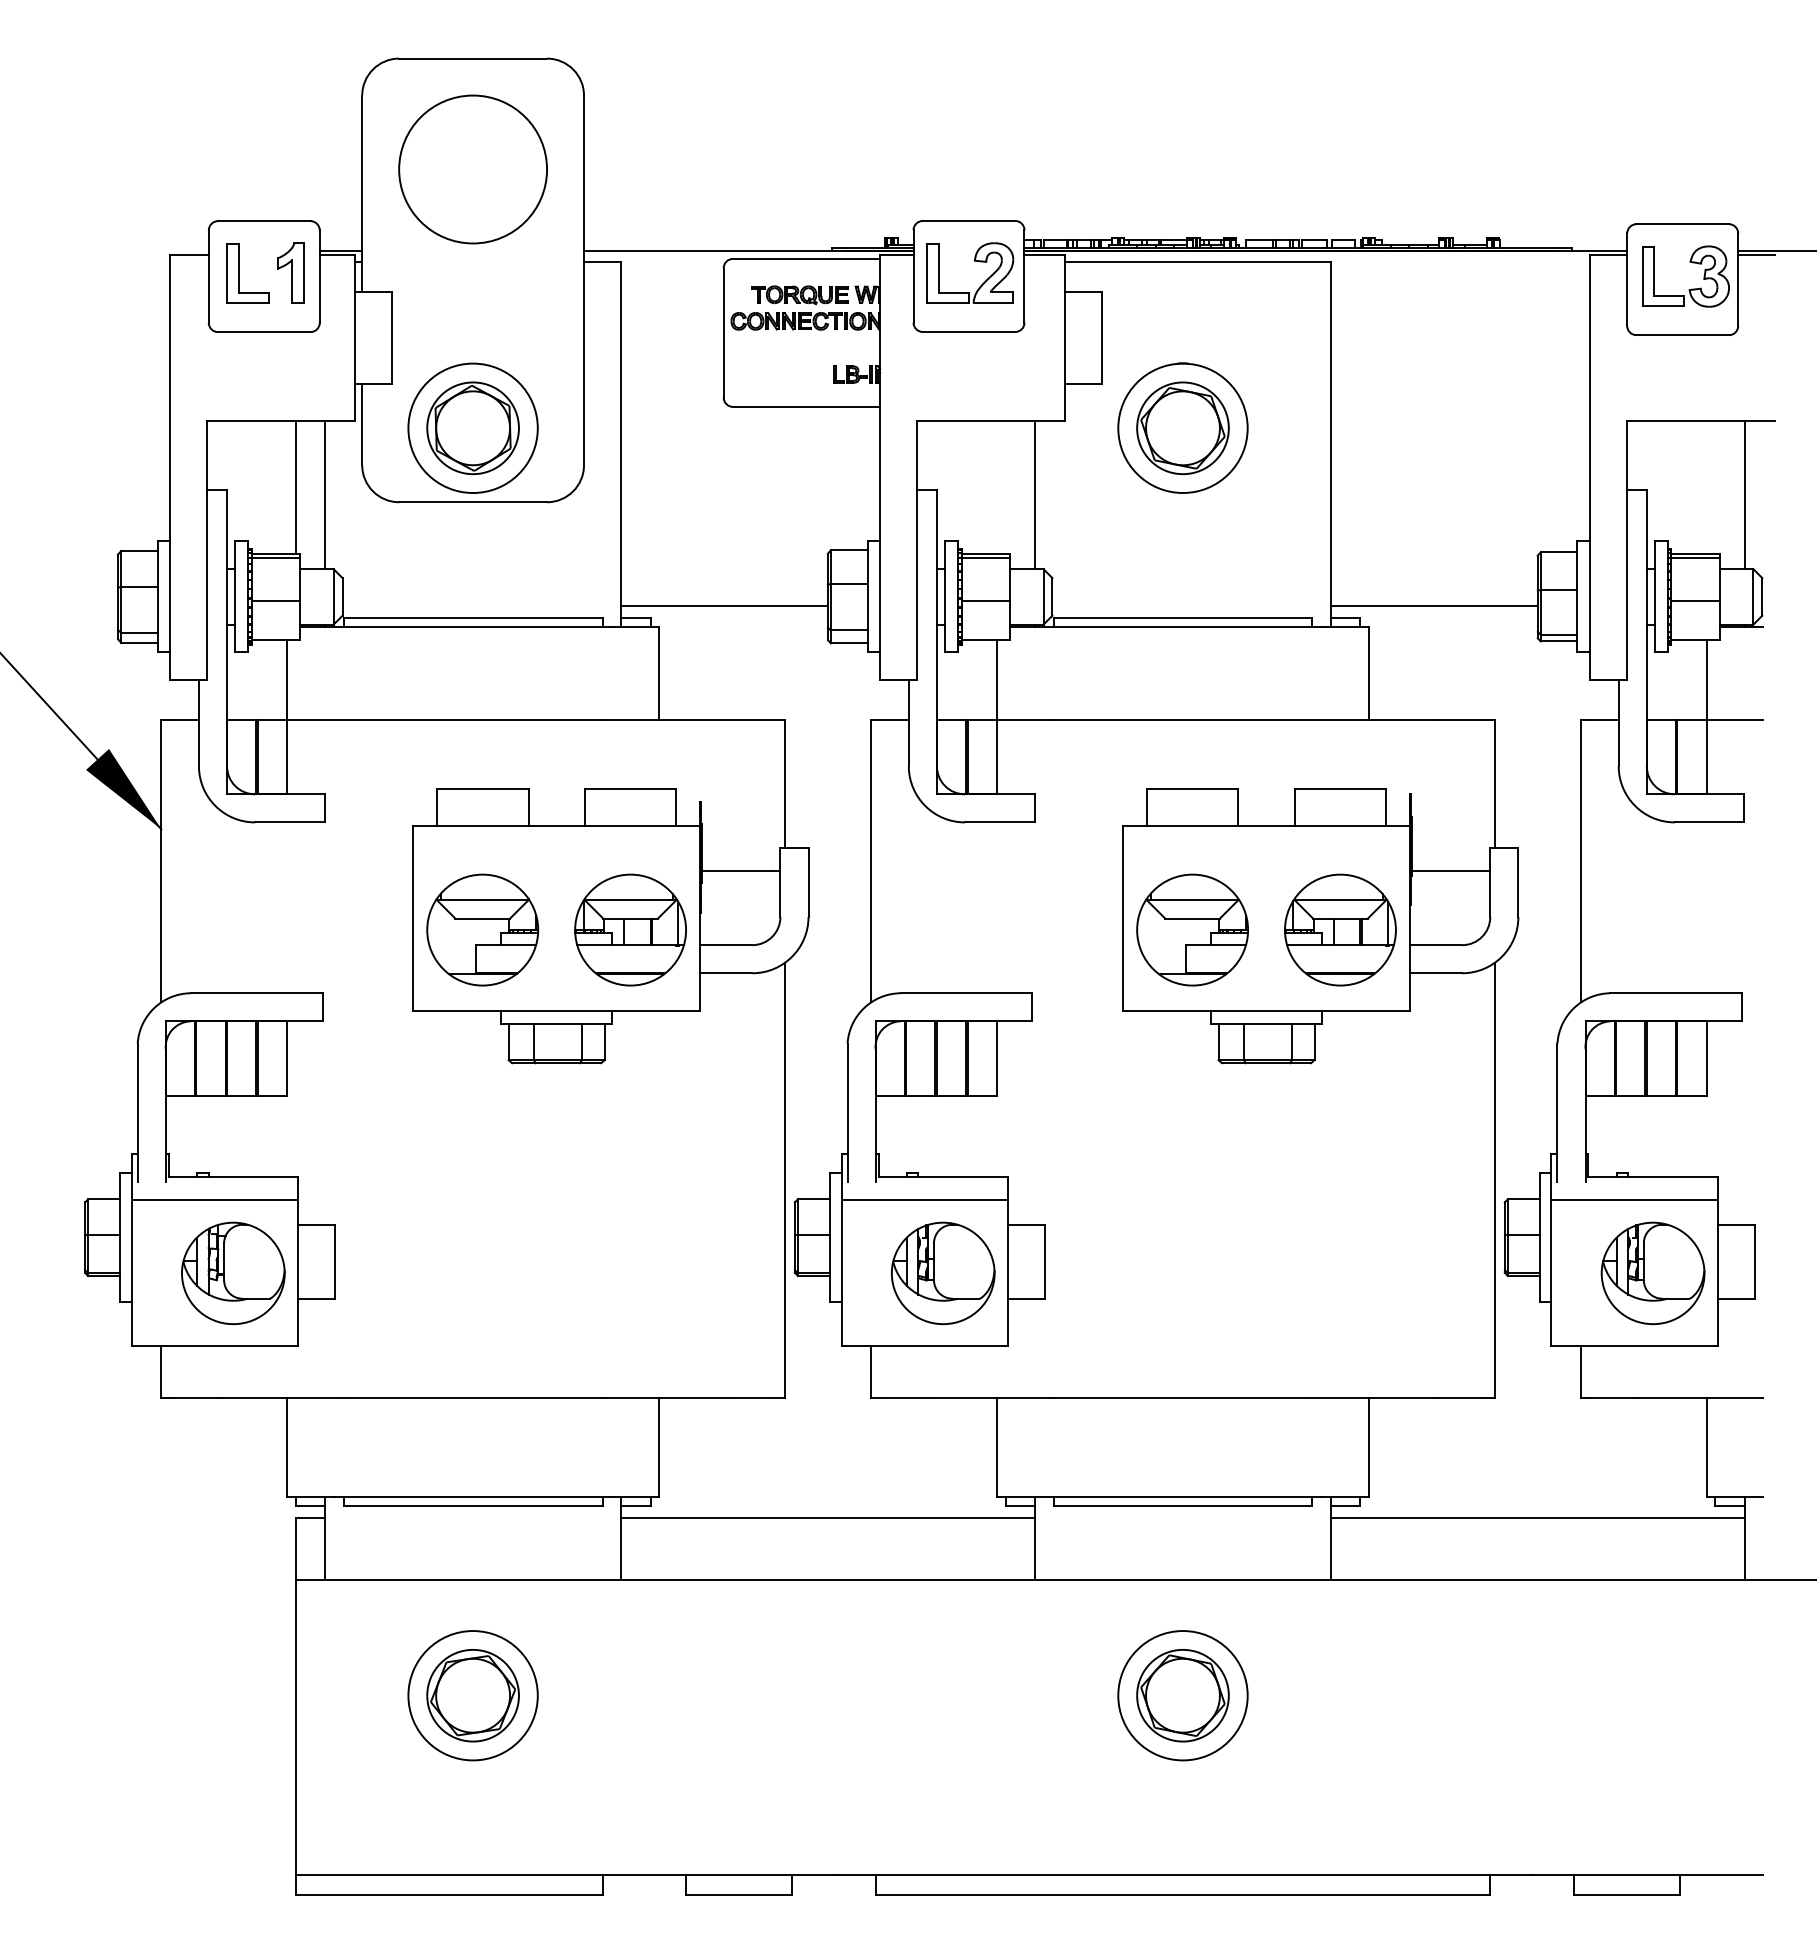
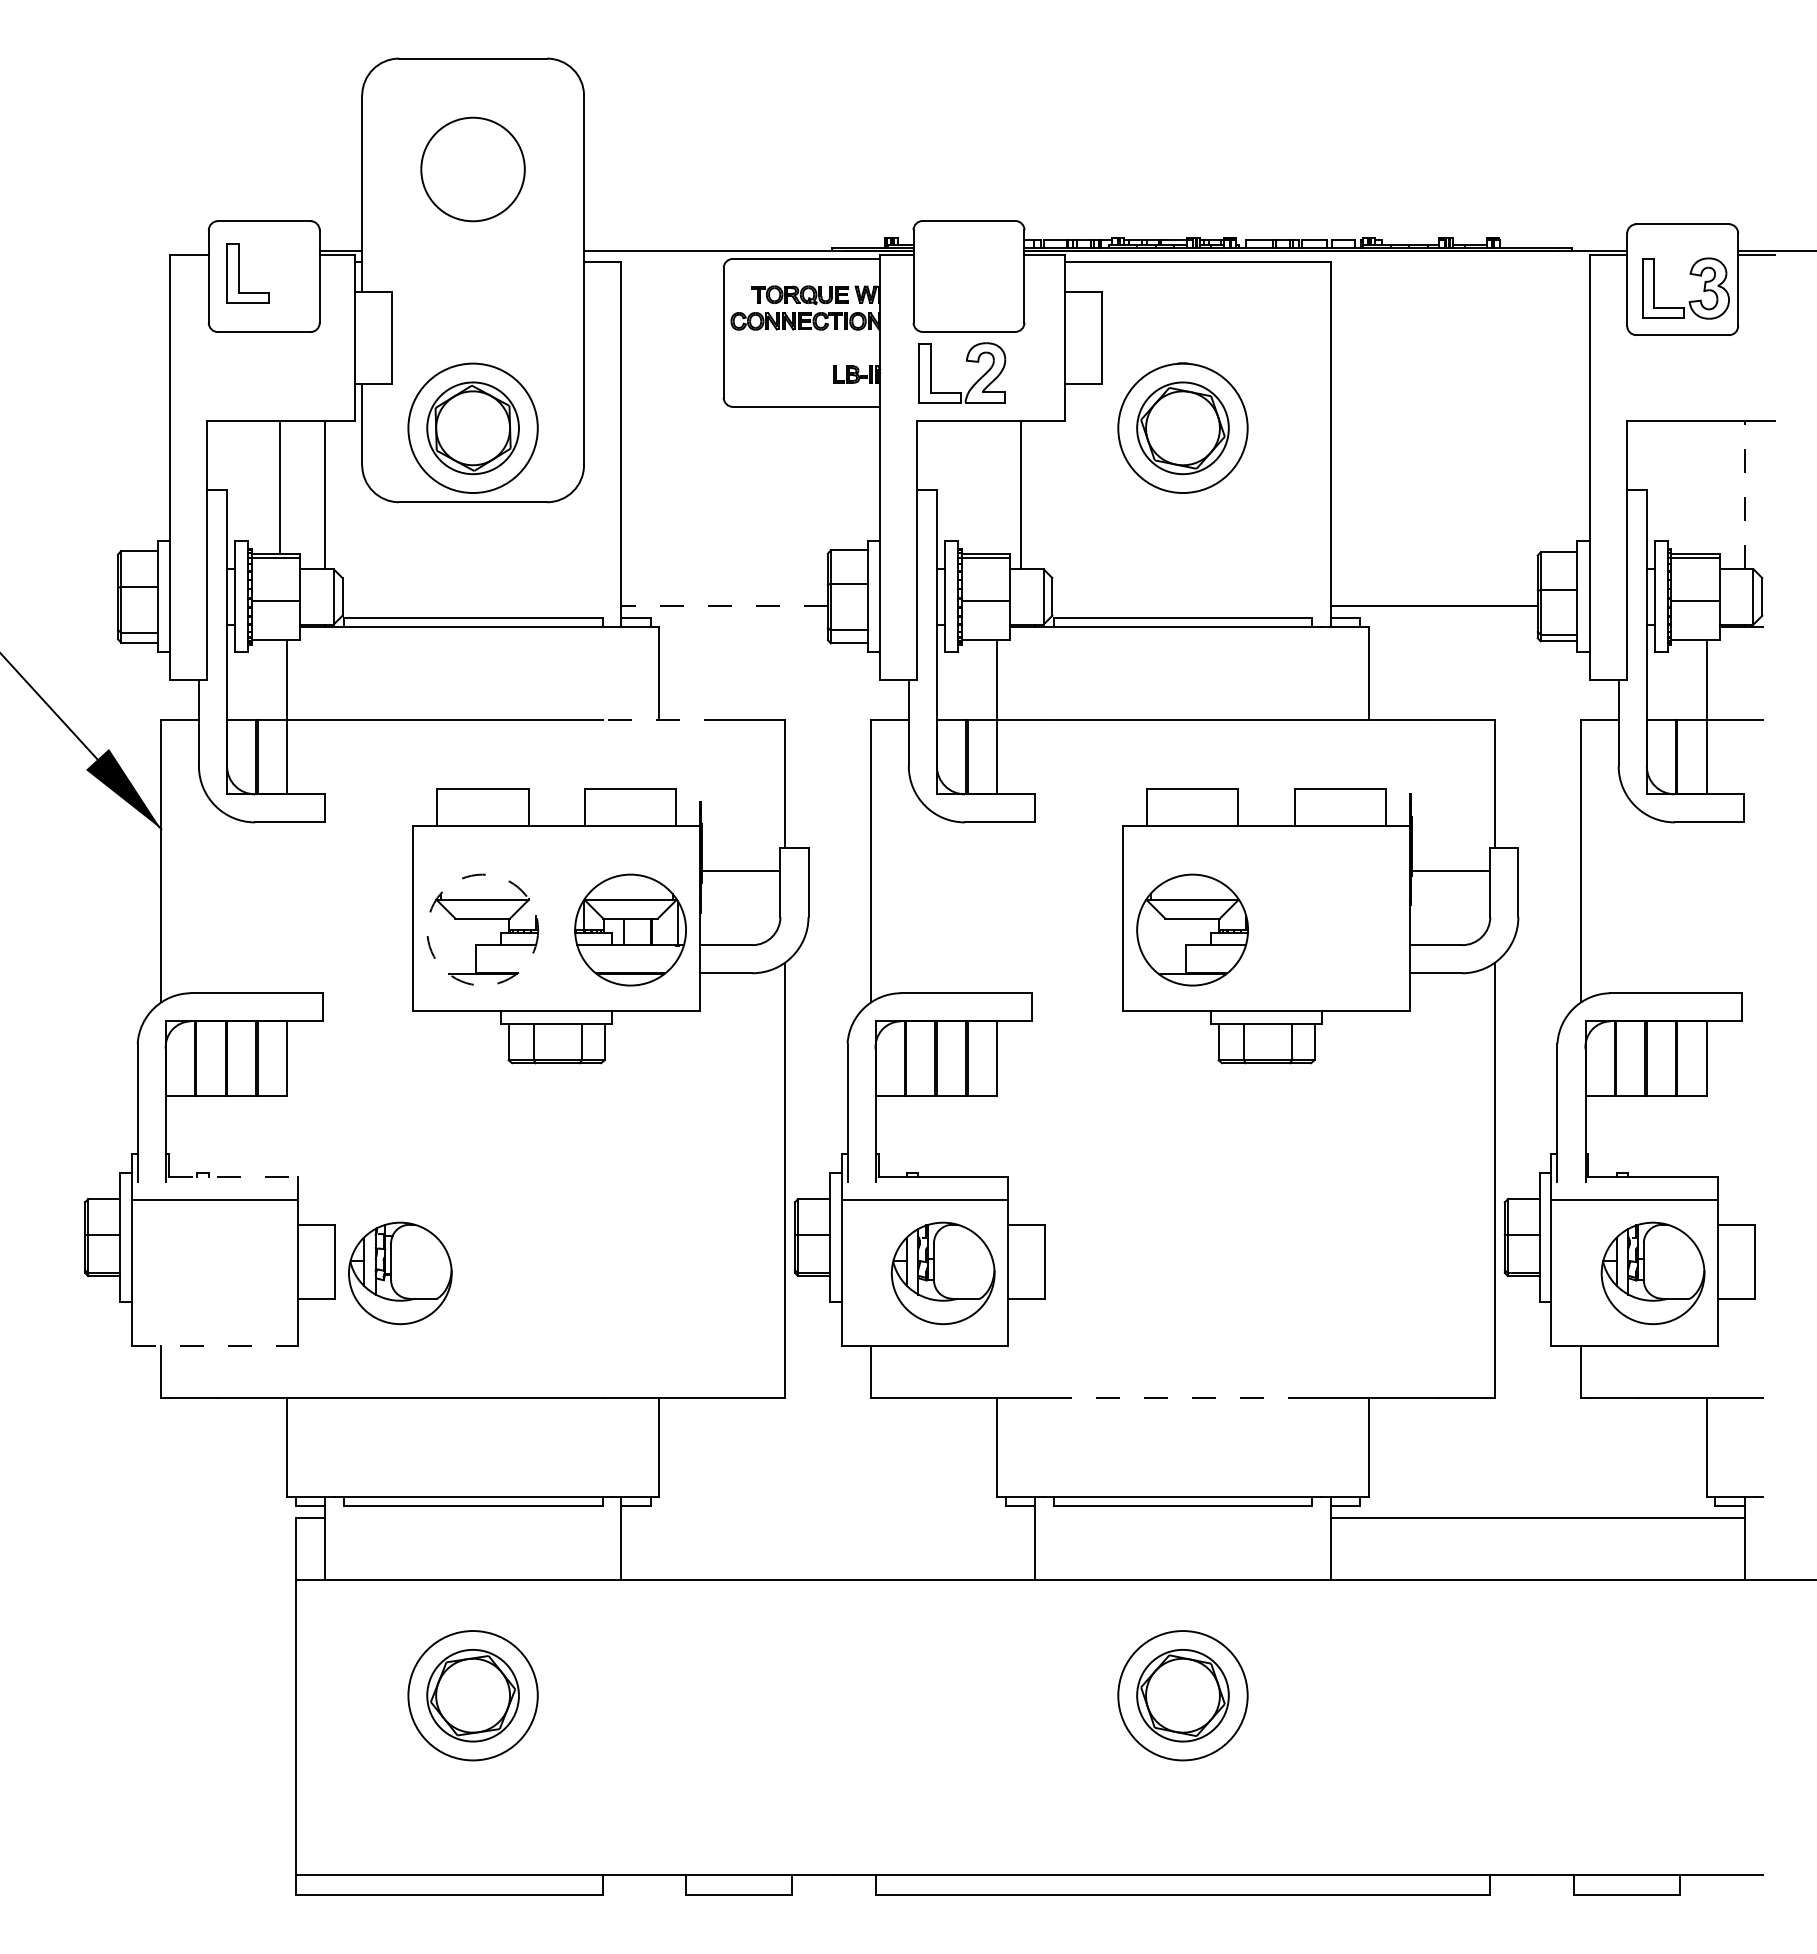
circle size: 150x151 px -> 106x107 px (472, 169)
part position: (974, 261) -> (966, 361) (966, 361)
part: present -> none (290, 272)
part position: (1688, 289) -> (1688, 301) (1688, 301)
line position: (295, 487) -> (279, 487) (279, 487)
line position: (1035, 495) -> (1021, 495) (1021, 495)
line: solid -> dashed (1744, 495)
line: solid -> dashed (723, 605)
line: solid -> dashed (665, 719)
circle: solid -> dashed (482, 929)
part: present -> none (1340, 929)
line: solid -> dashed (233, 1177)
part position: (233, 1273) -> (400, 1273) (400, 1273)
line: solid -> dashed (215, 1346)
line: solid -> dashed (1182, 1398)
line: present -> none (828, 1518)
